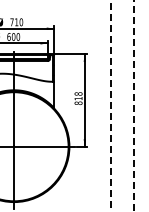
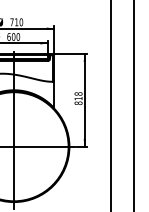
line: dashed -> solid (133, 105)
line: dashed -> solid (110, 106)
